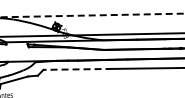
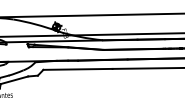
line: dashed -> solid (92, 15)
line: dashed -> solid (77, 69)
